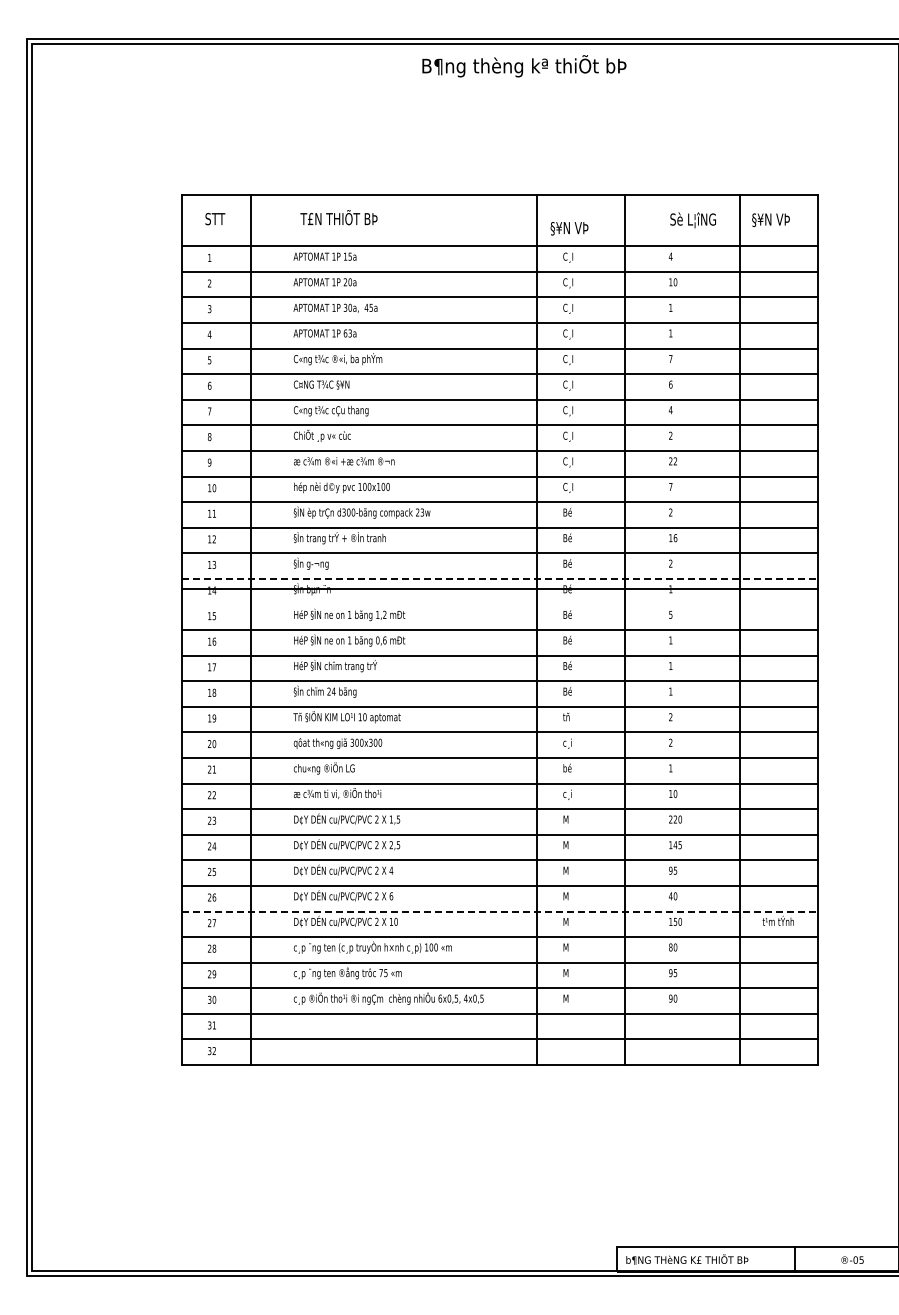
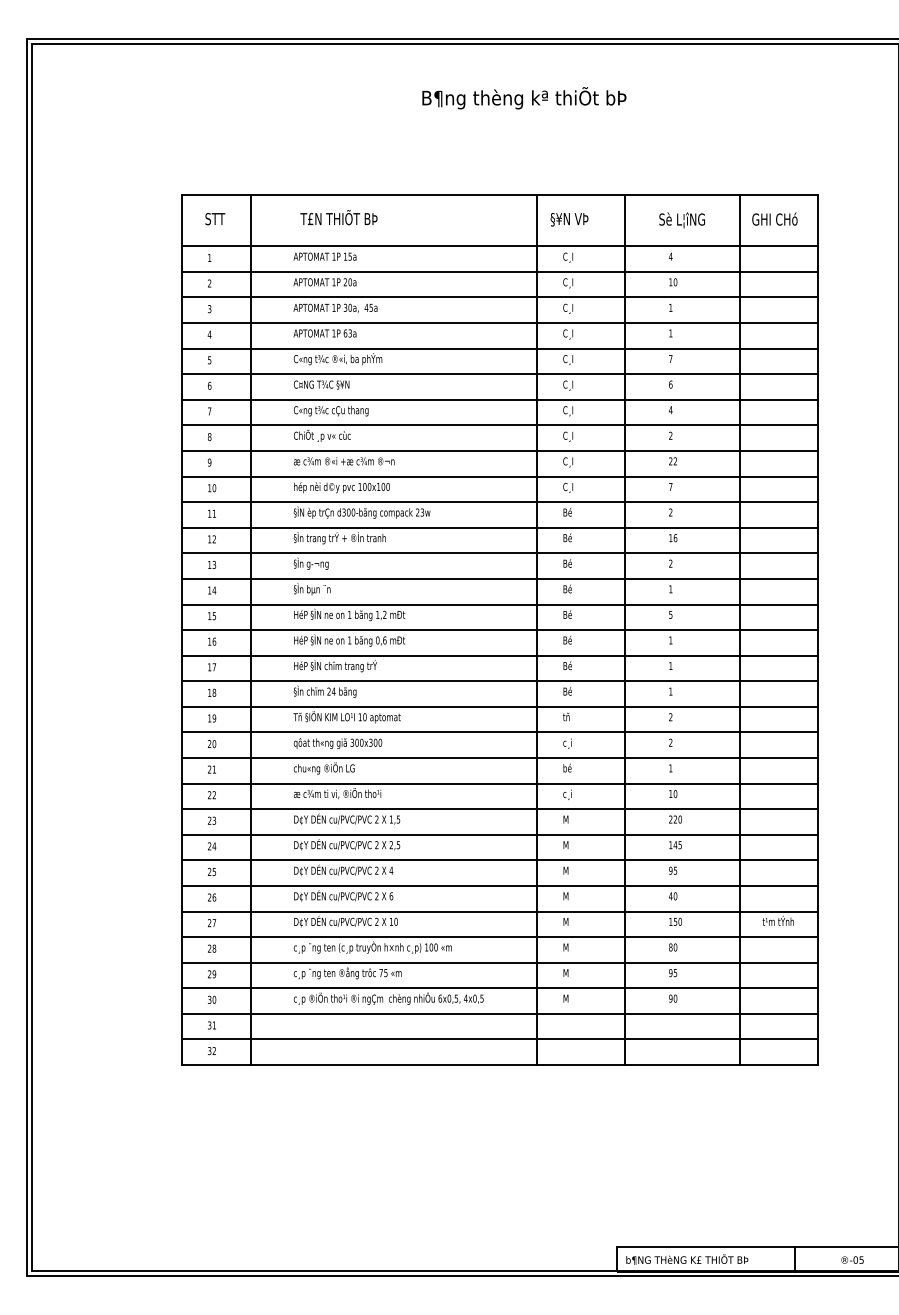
text position: (524, 66) -> (524, 98) (524, 98)
text: §¥N VÞ -> GHI CHó (774, 219)
text position: (692, 220) -> (681, 220) (681, 220)
text position: (569, 228) -> (569, 219) (569, 219)
line: dashed -> solid (500, 578)
line position: (500, 588) -> (500, 604) (500, 604)
line: dashed -> solid (500, 911)
